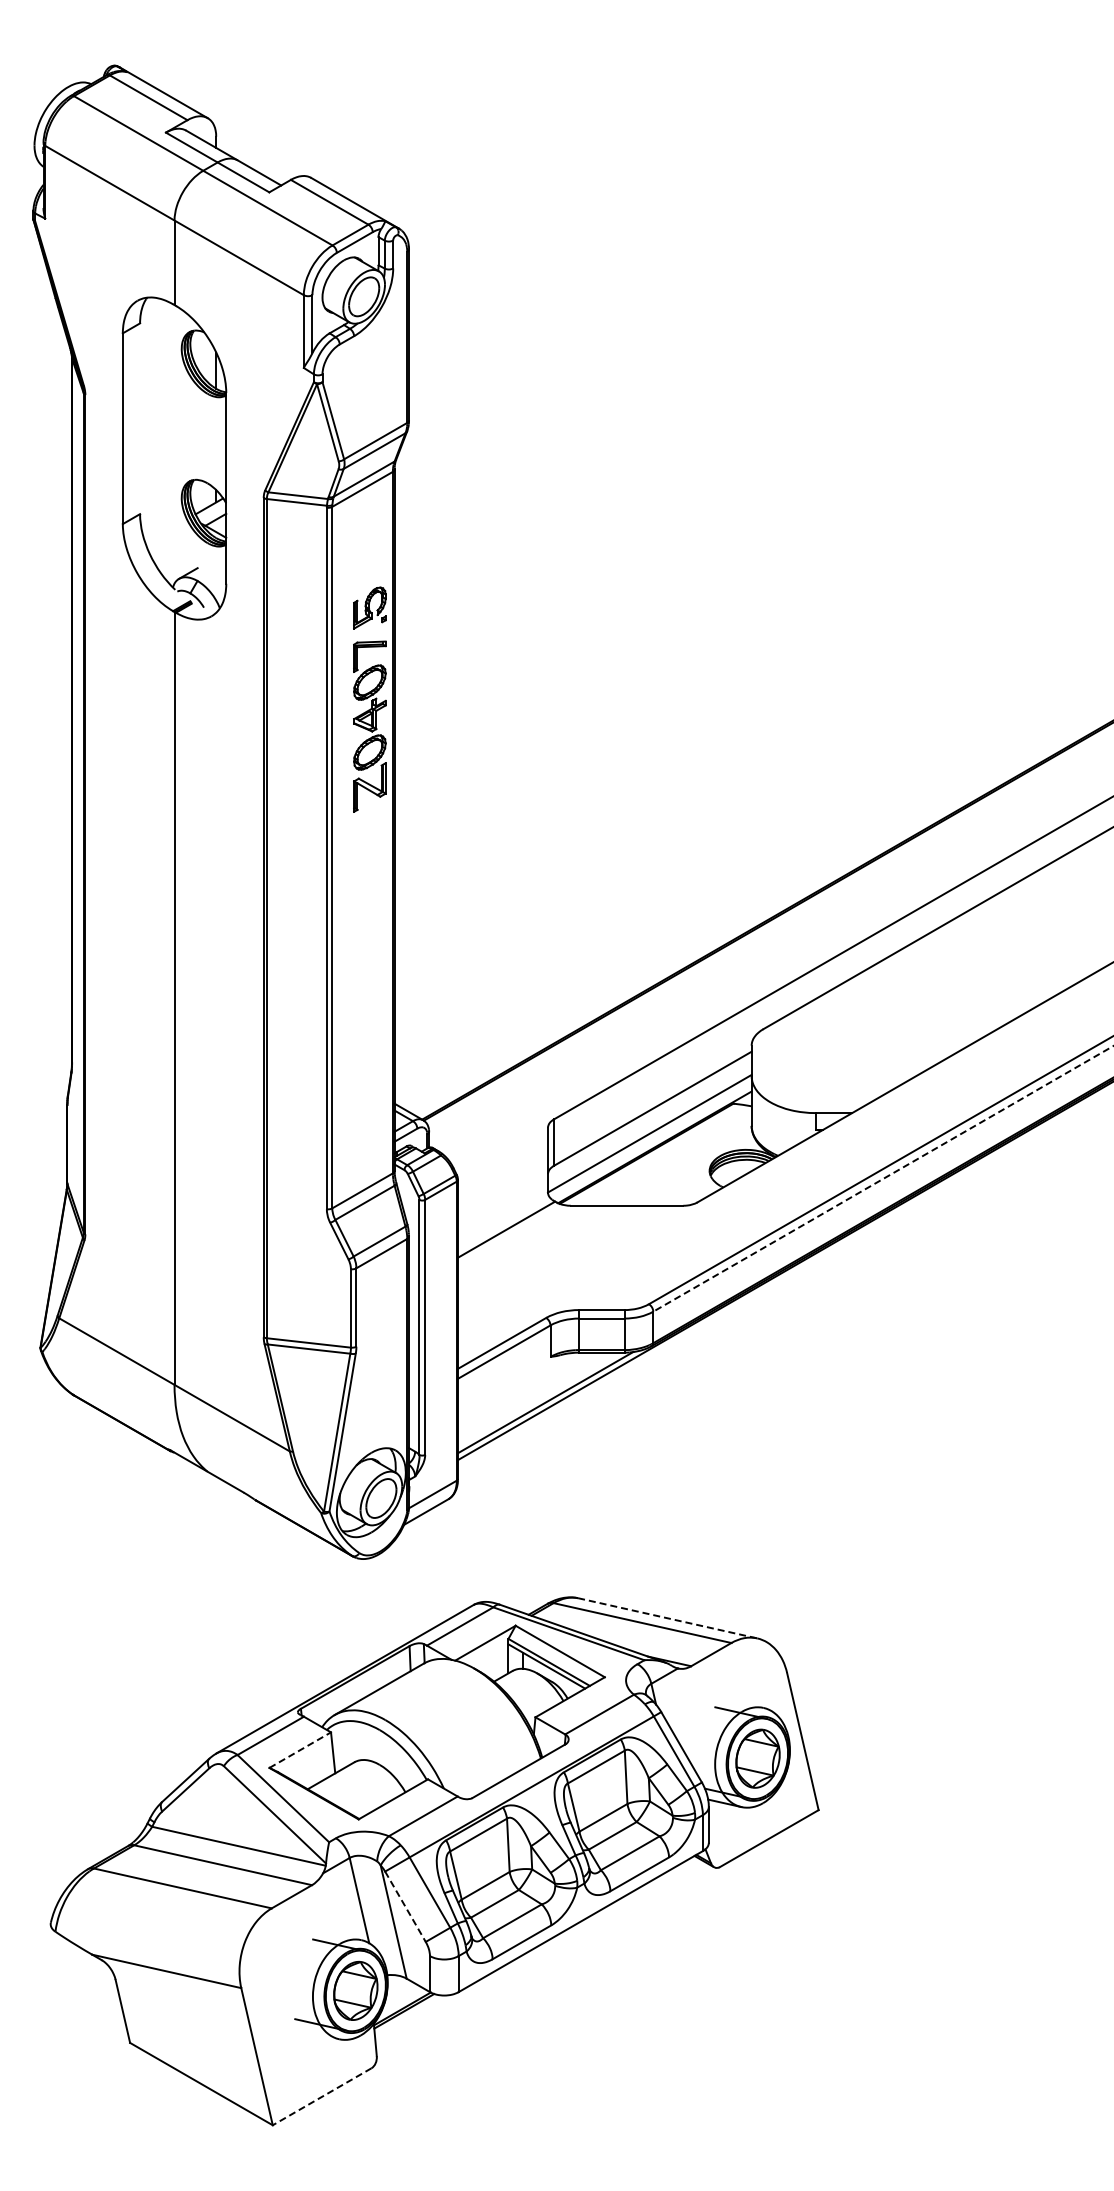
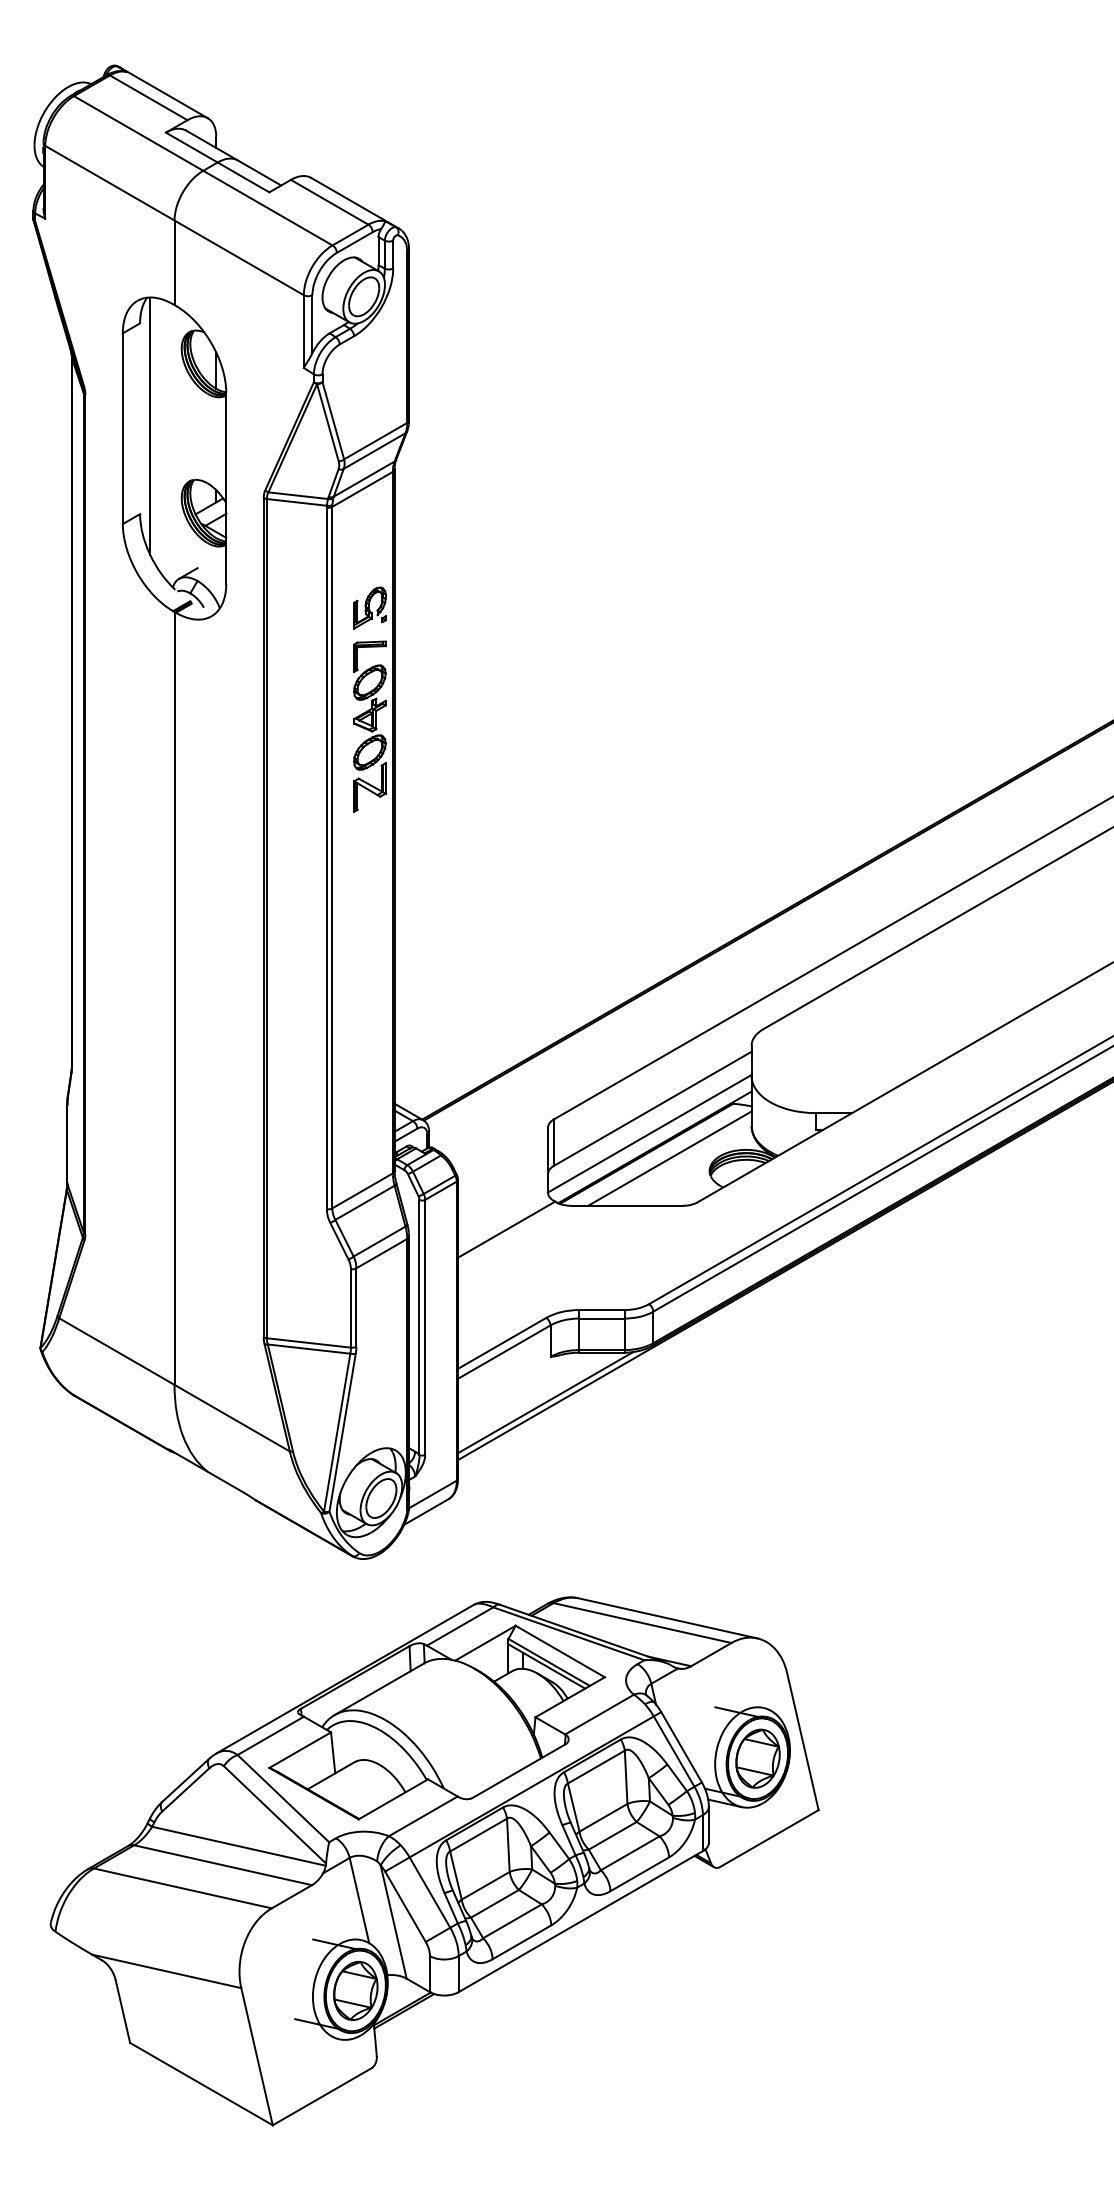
line: none -> present (150, 425)
line: none -> present (669, 1158)
line: dashed -> solid (883, 1178)
line: dashed -> solid (667, 1618)
line: dashed -> solid (300, 1750)
line: dashed -> solid (405, 1906)
line: dashed -> solid (321, 2097)
